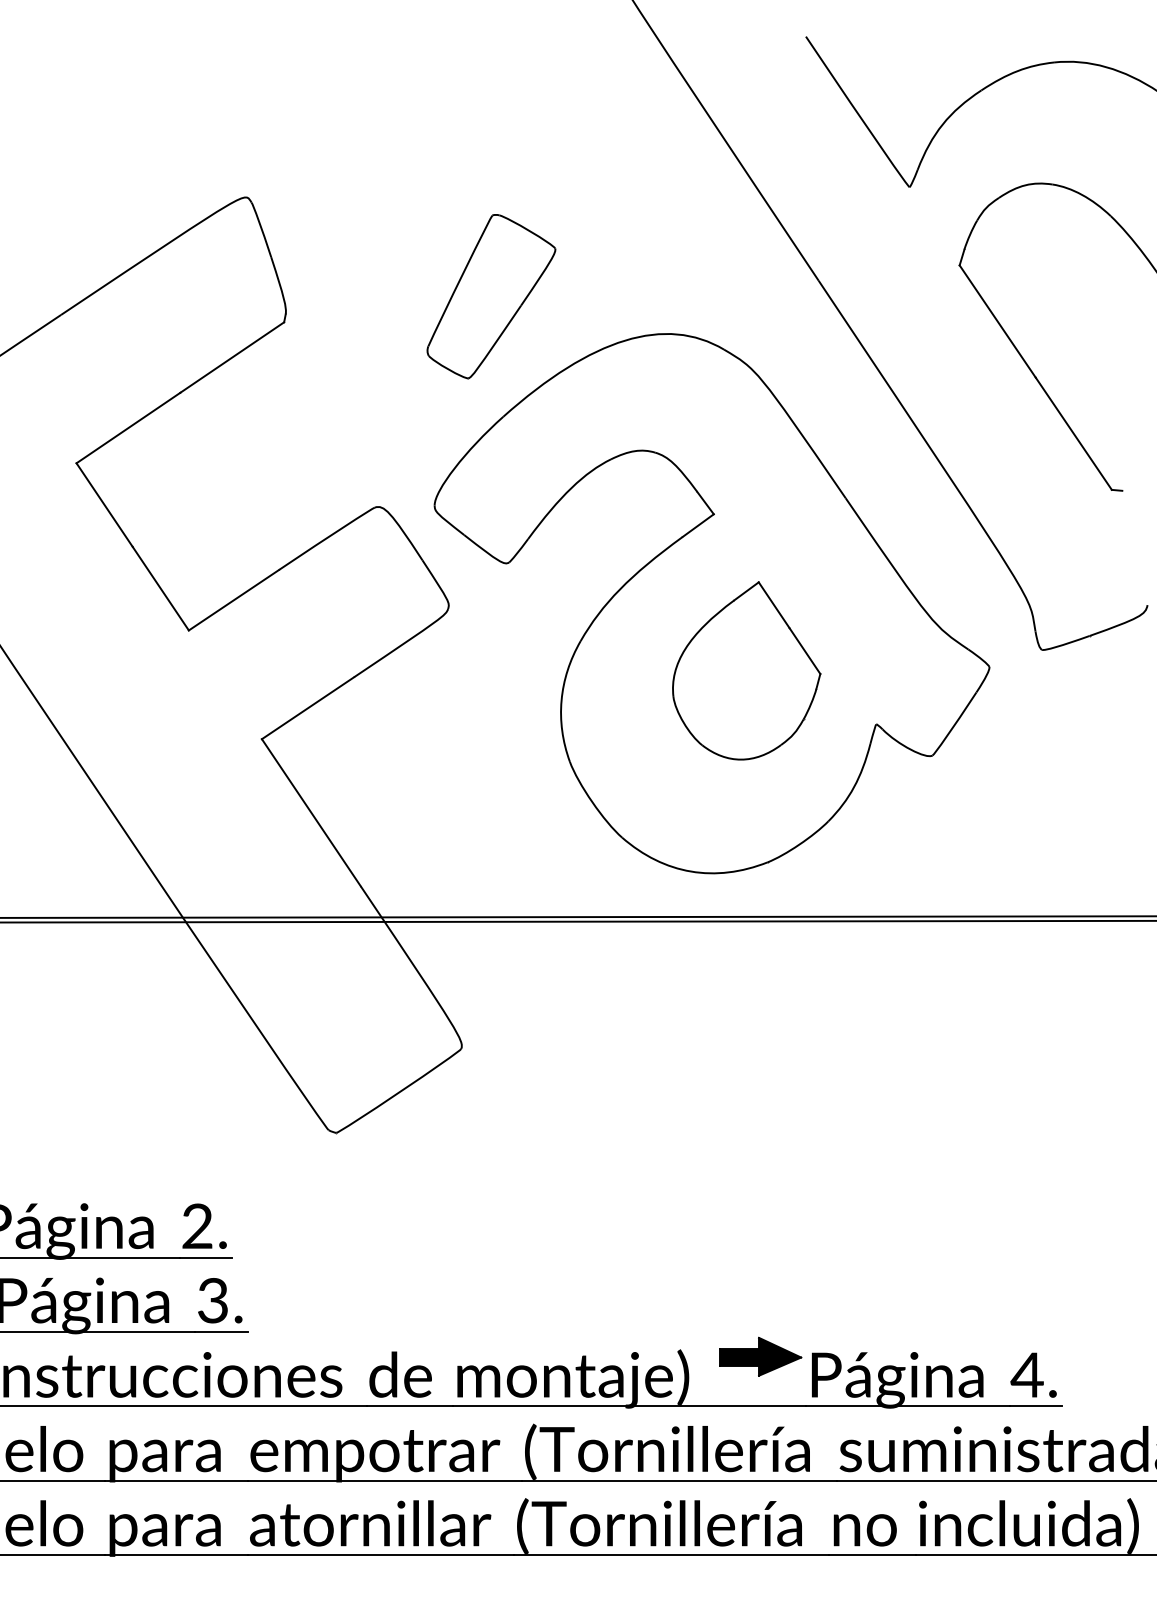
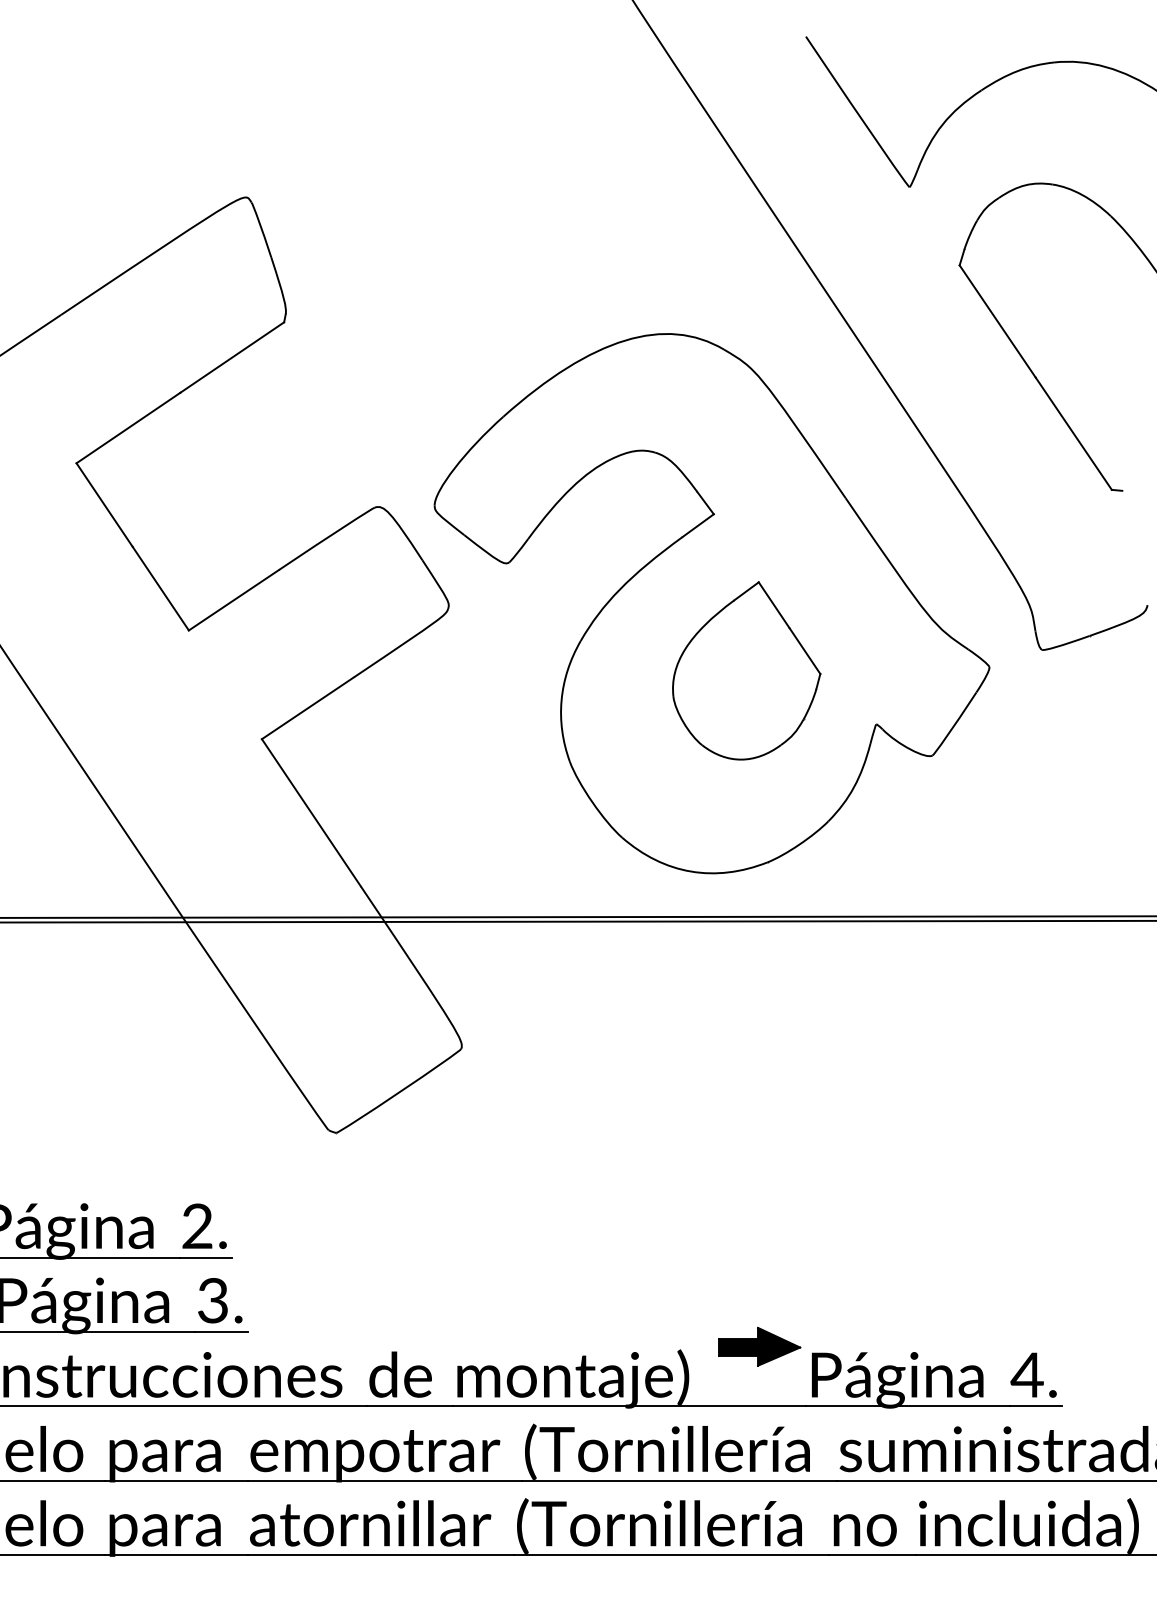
part: present -> none (491, 296)
part position: (760, 1356) -> (759, 1346) (759, 1346)
